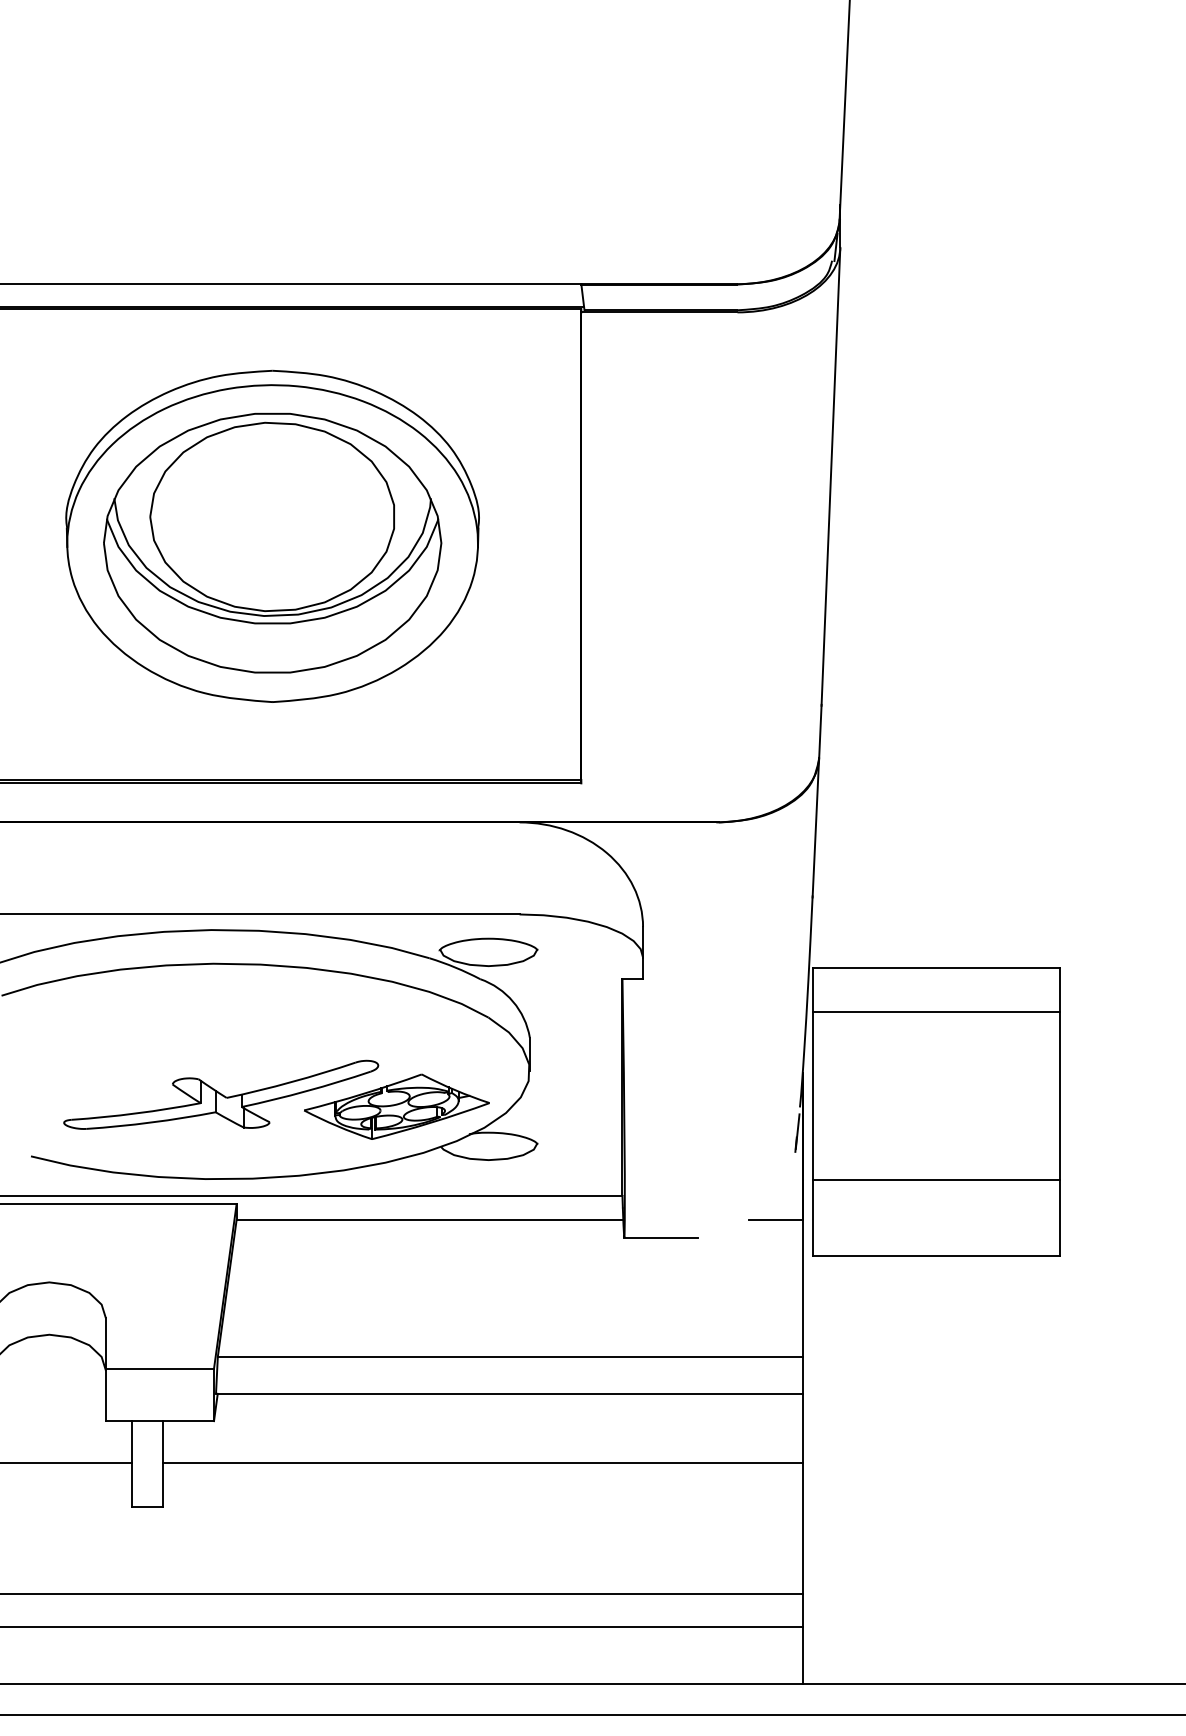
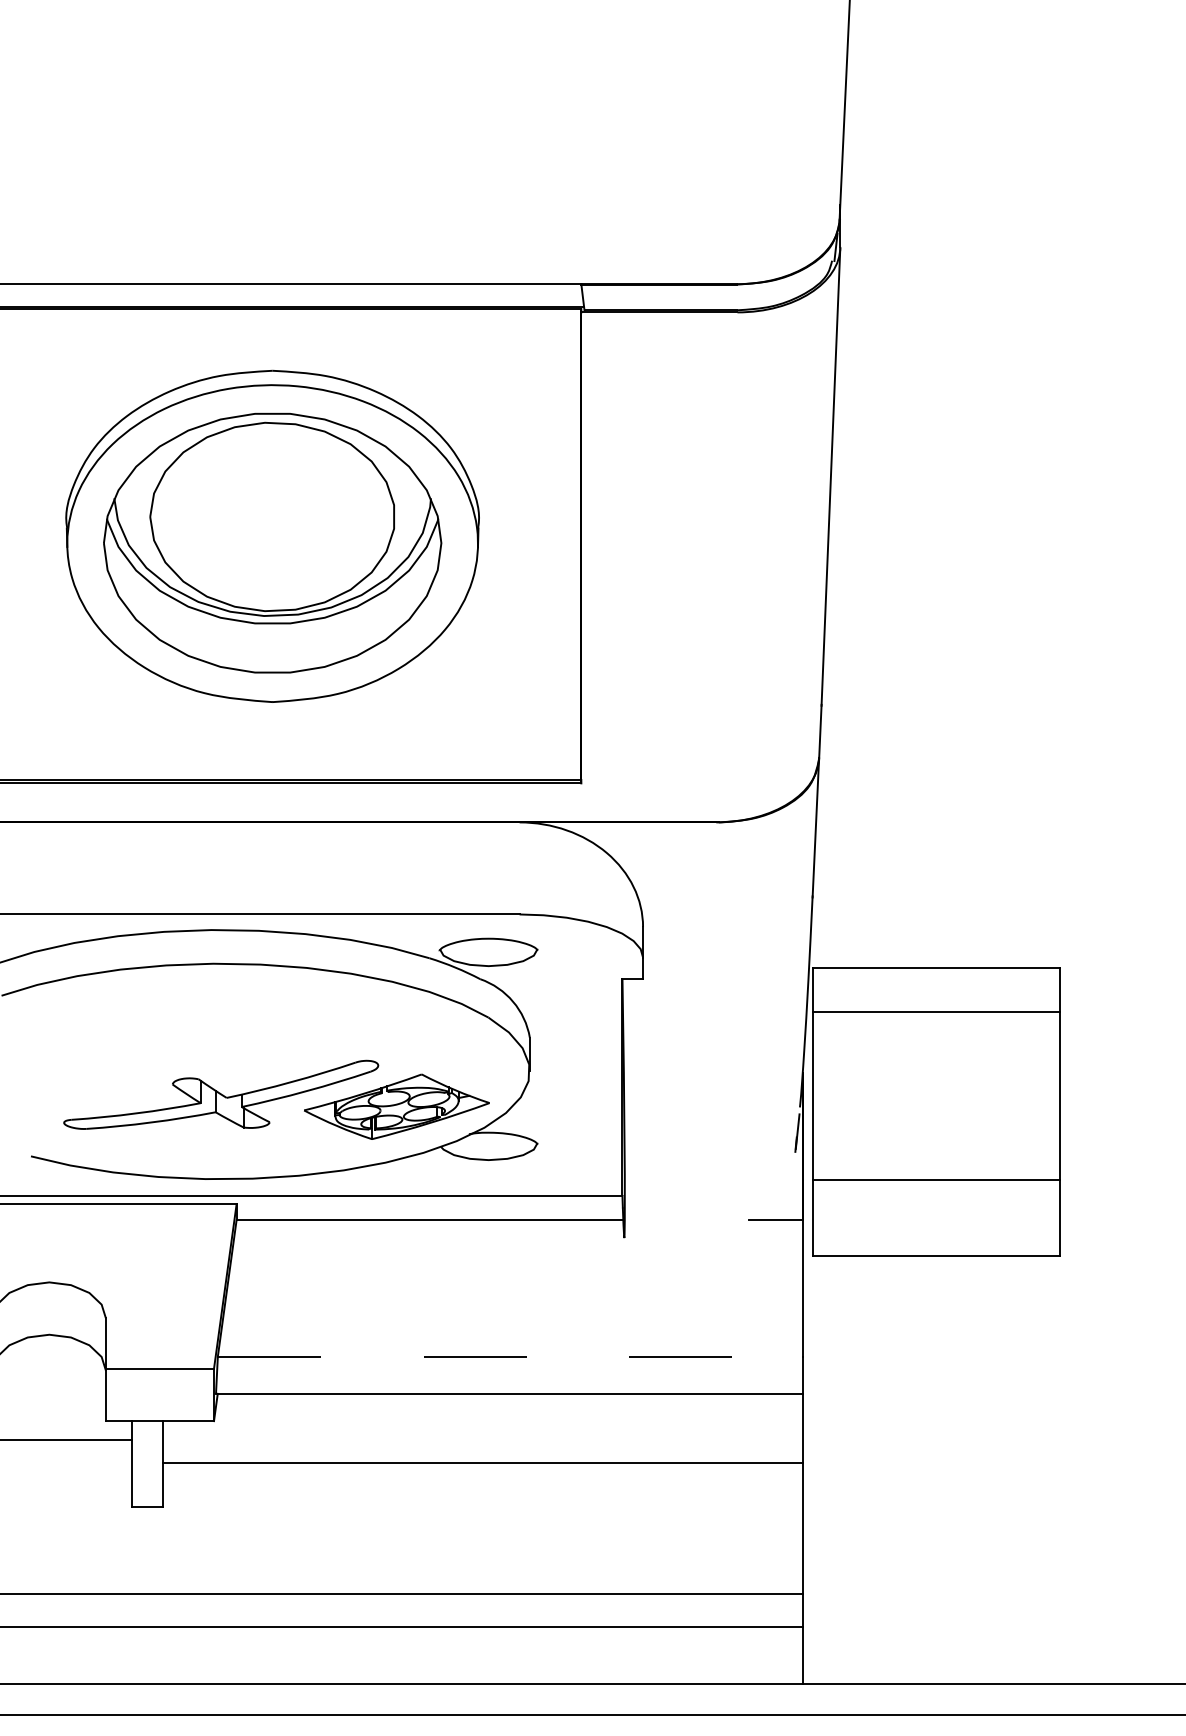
line: present -> none (660, 1238)
line: solid -> dashed (510, 1356)
line position: (66, 1462) -> (66, 1439) (66, 1439)
